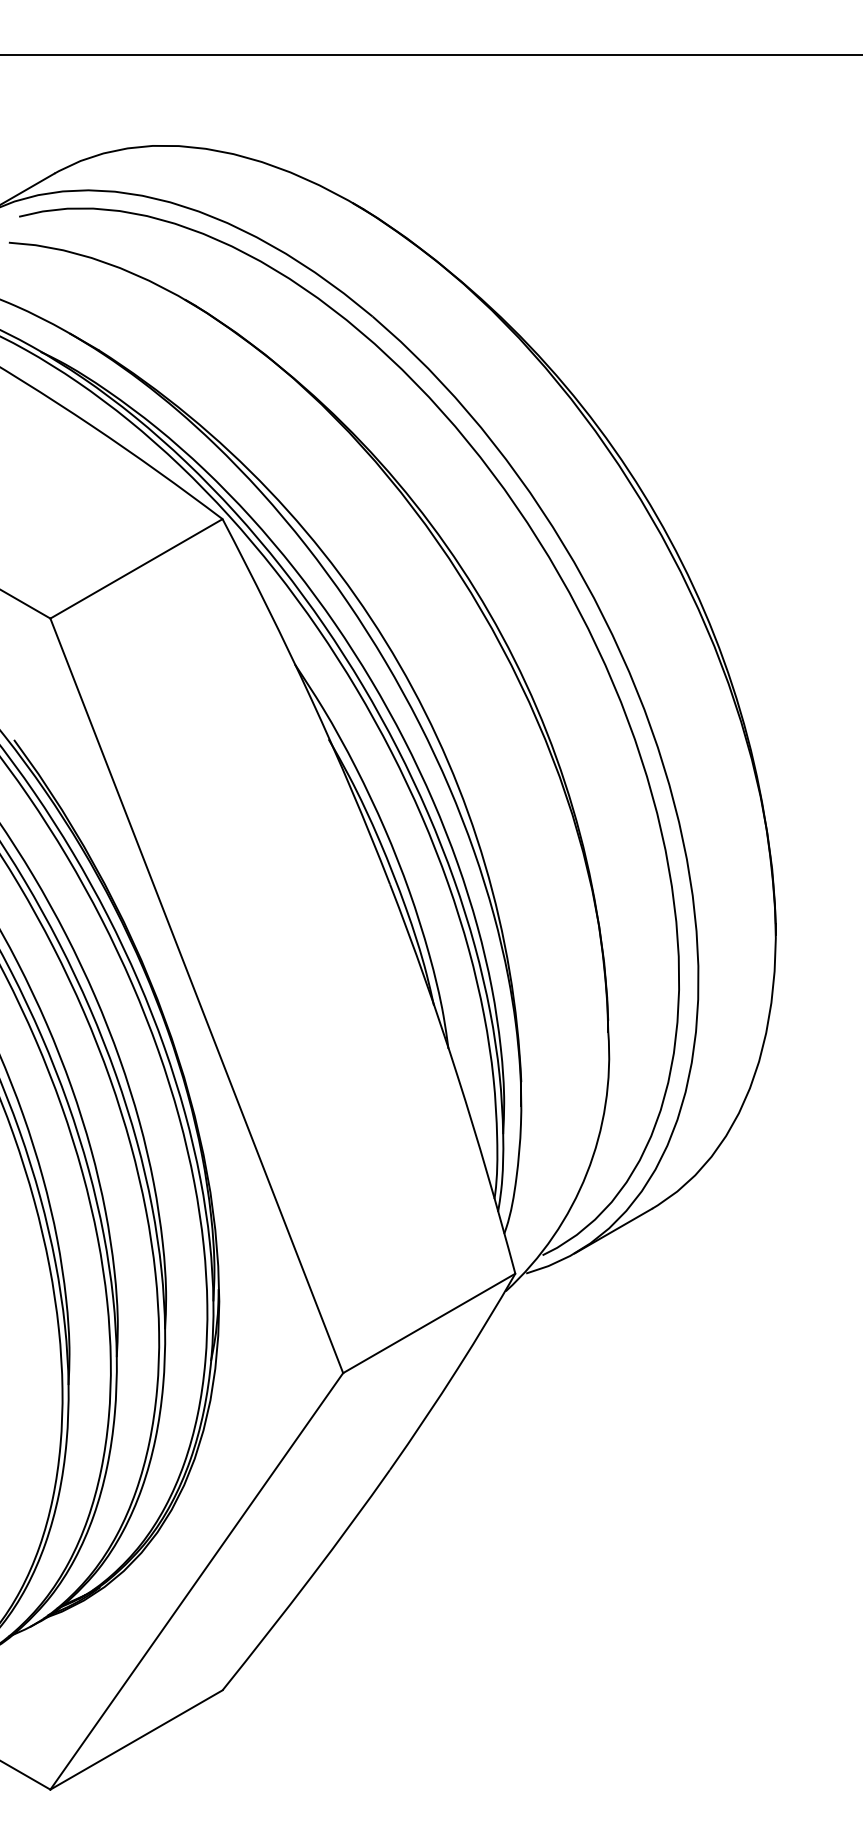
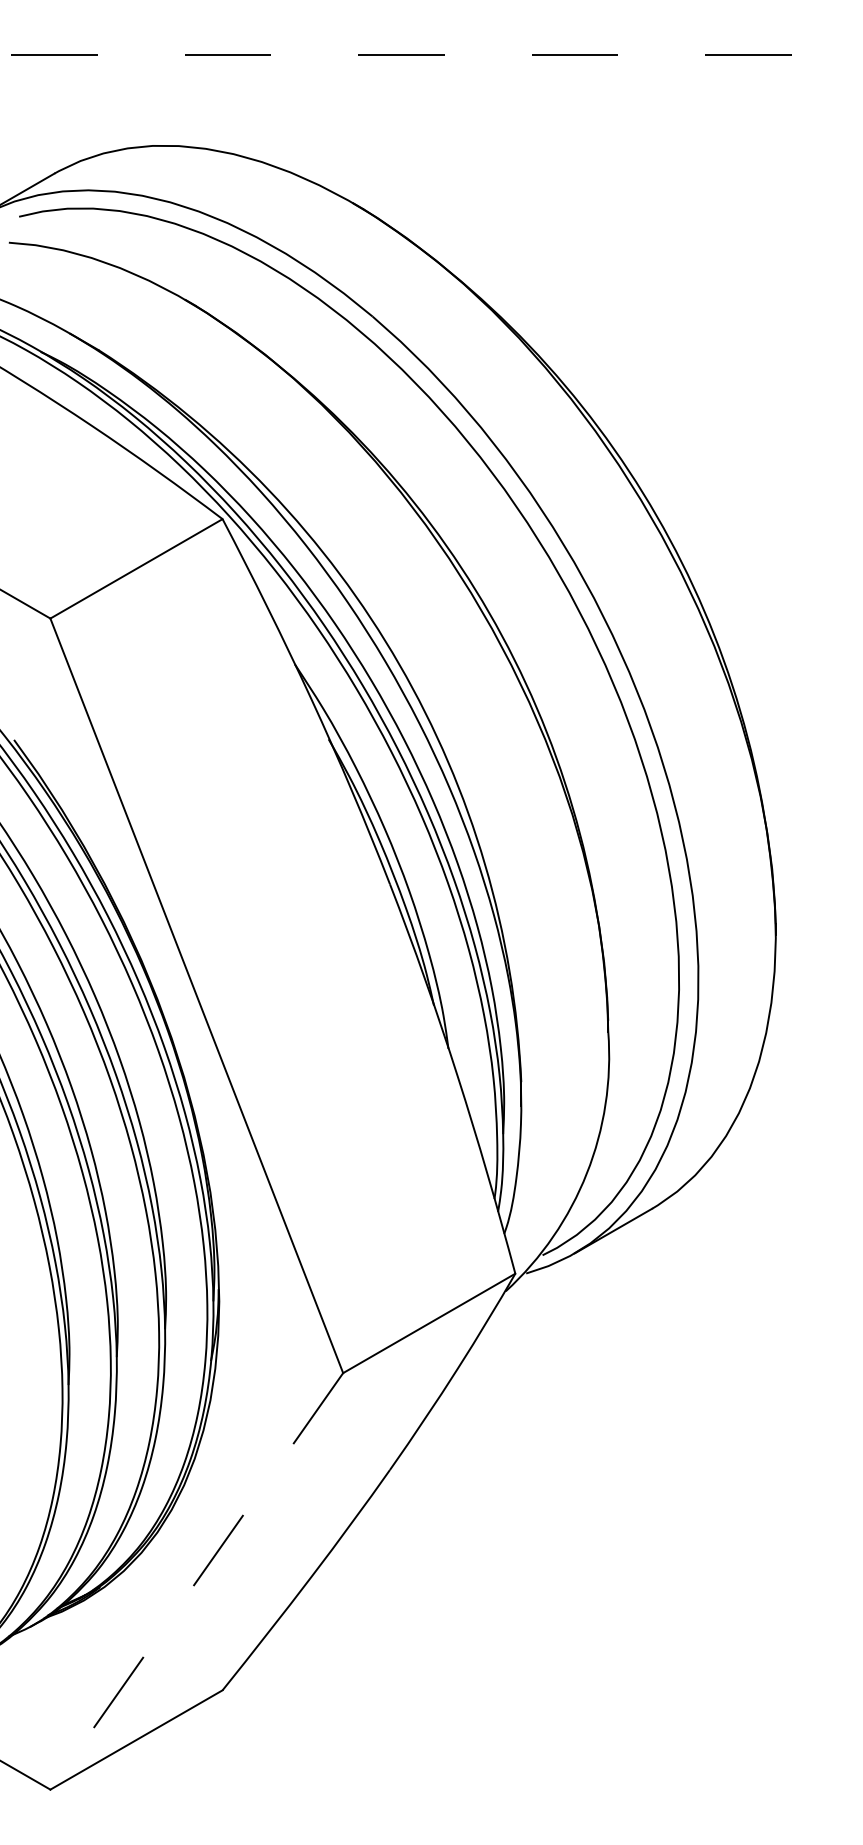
line: solid -> dashed (431, 55)
line: solid -> dashed (196, 1581)
